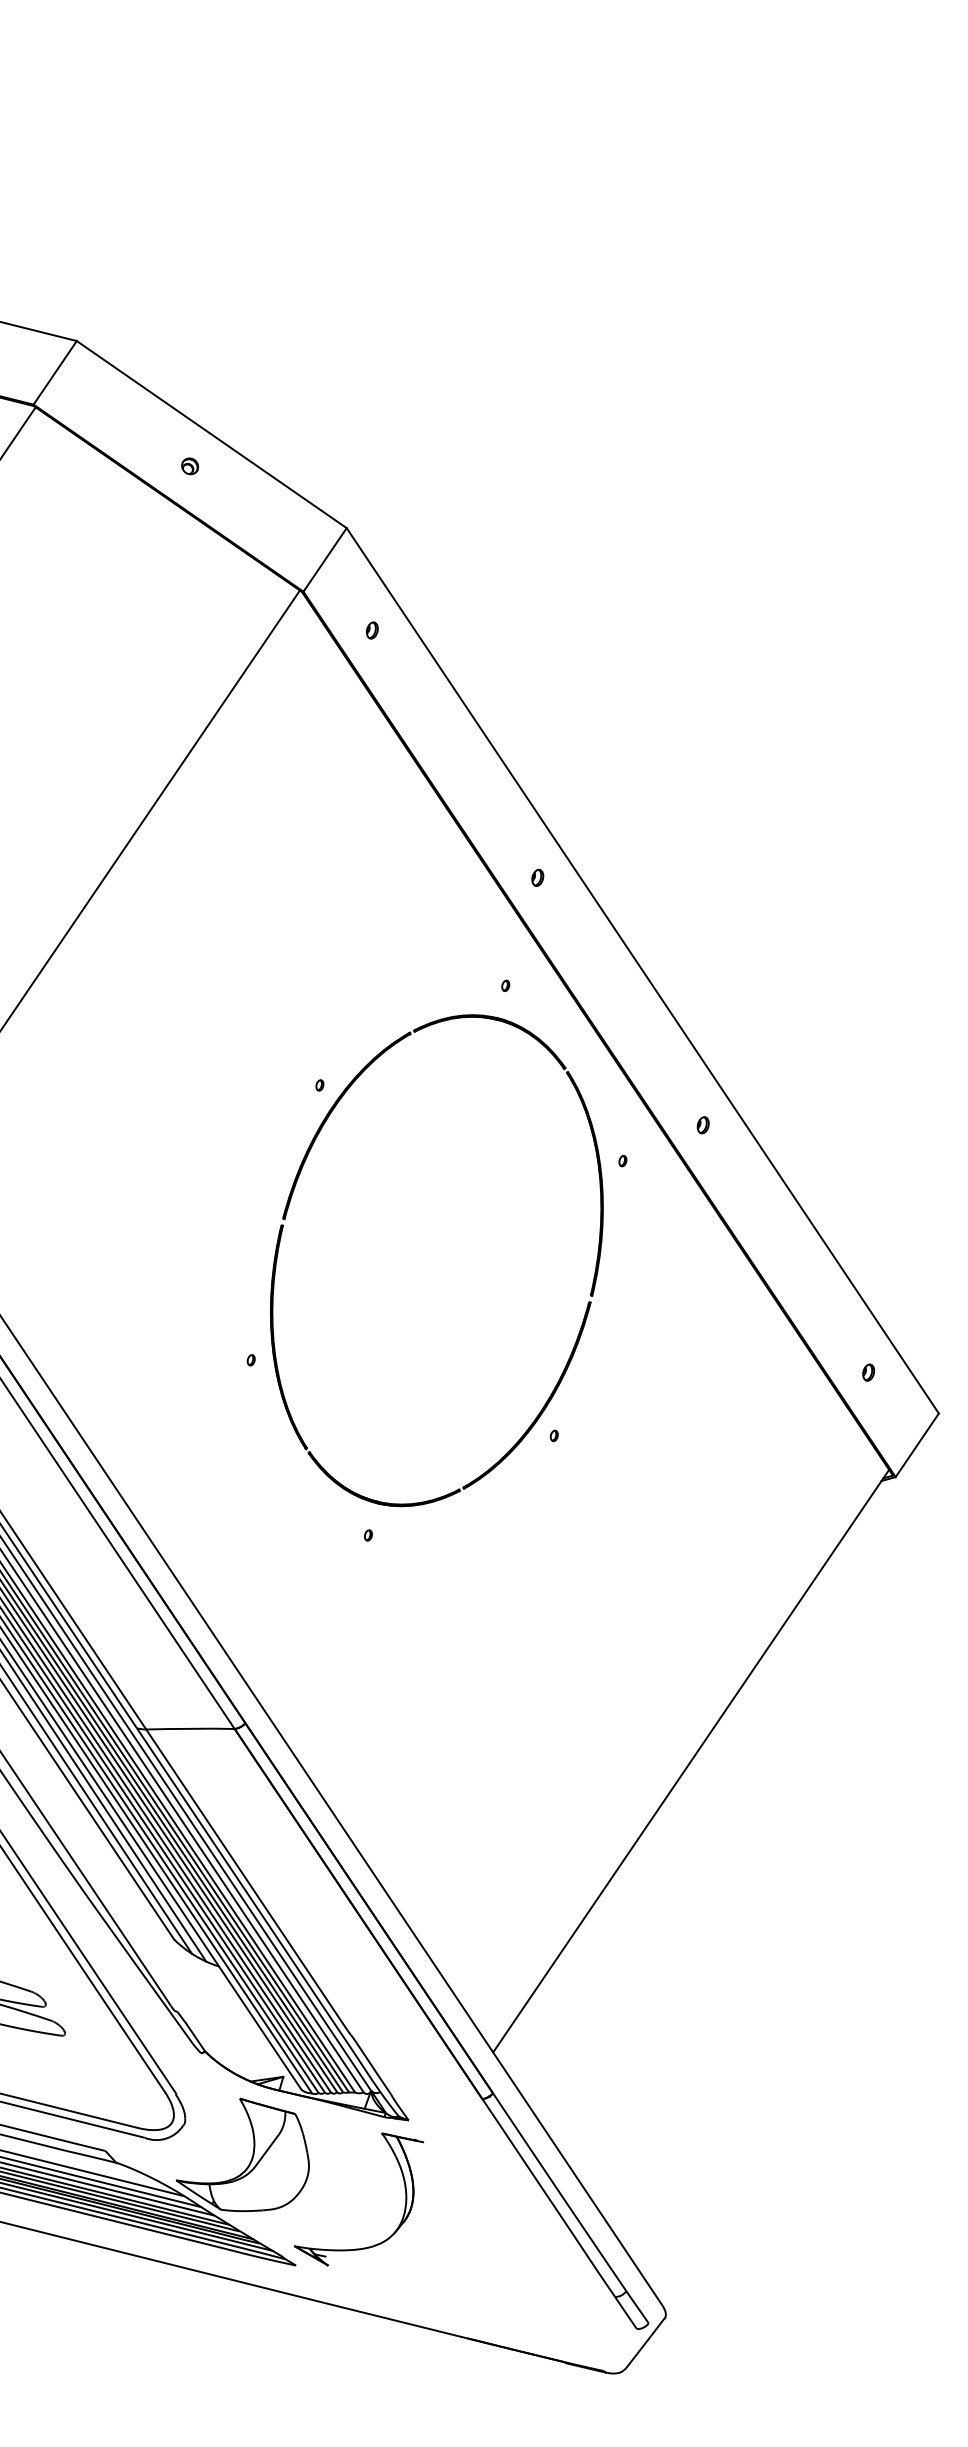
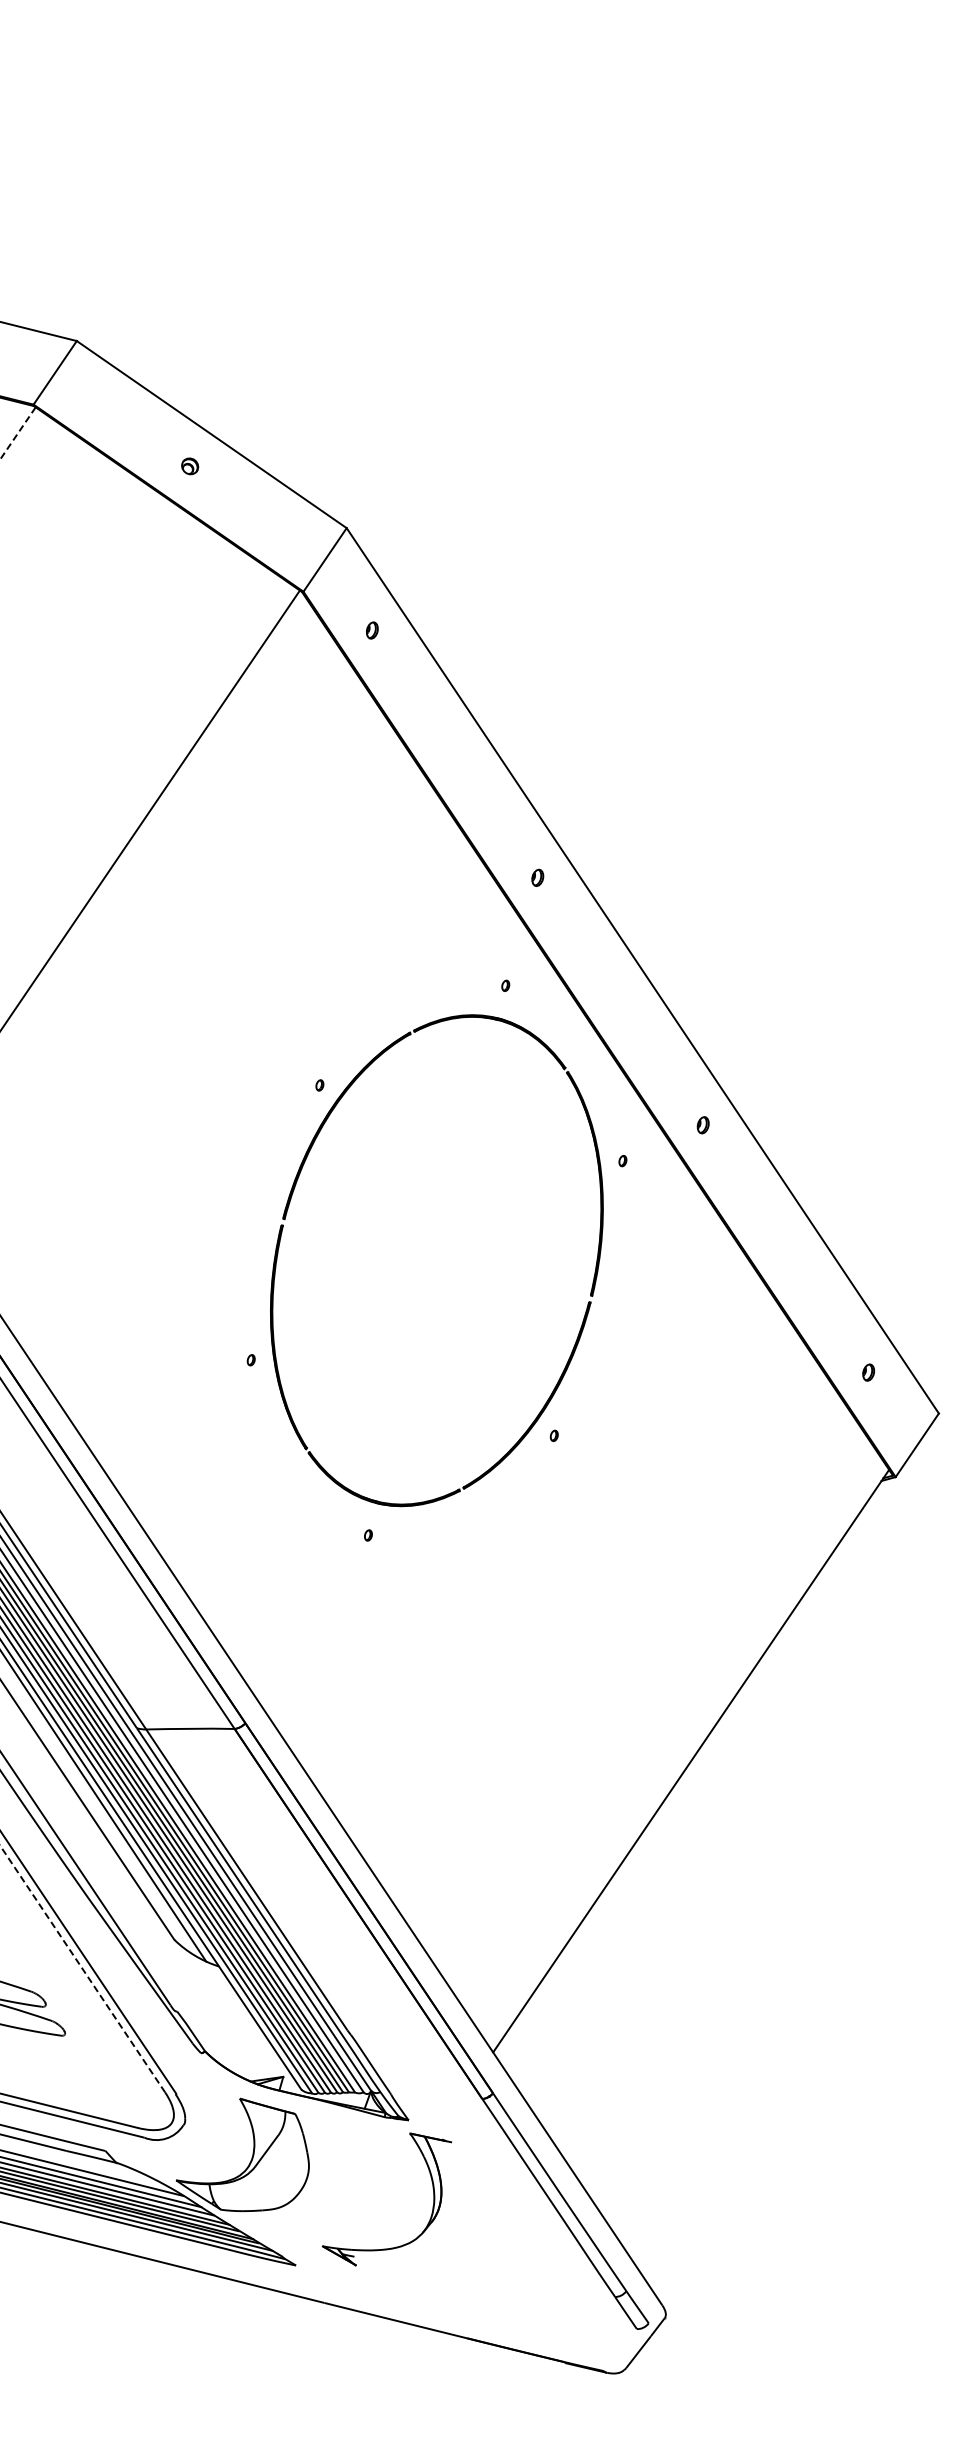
line: solid -> dashed (17, 433)
line: present -> none (97, 1810)
line: solid -> dashed (82, 1968)
part position: (404, 2206) -> (432, 2206) (432, 2206)
